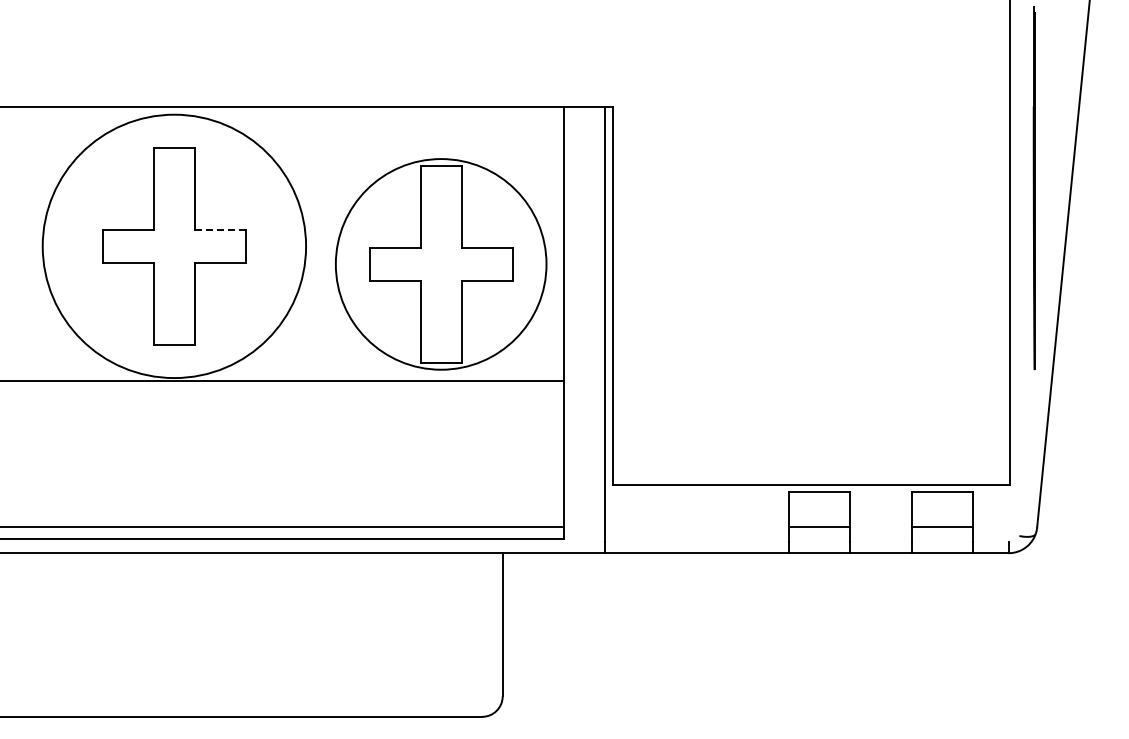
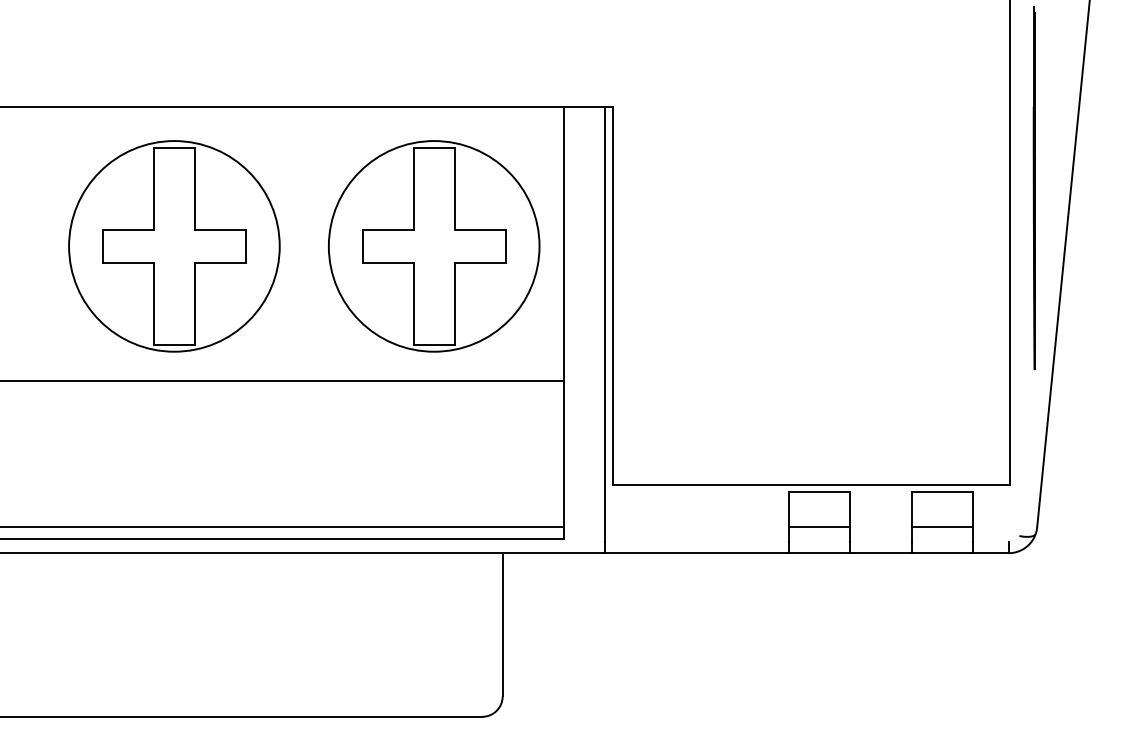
line: dashed -> solid (220, 230)
circle diameter: 263 px -> 211 px (174, 246)
part position: (441, 264) -> (434, 246) (434, 246)
